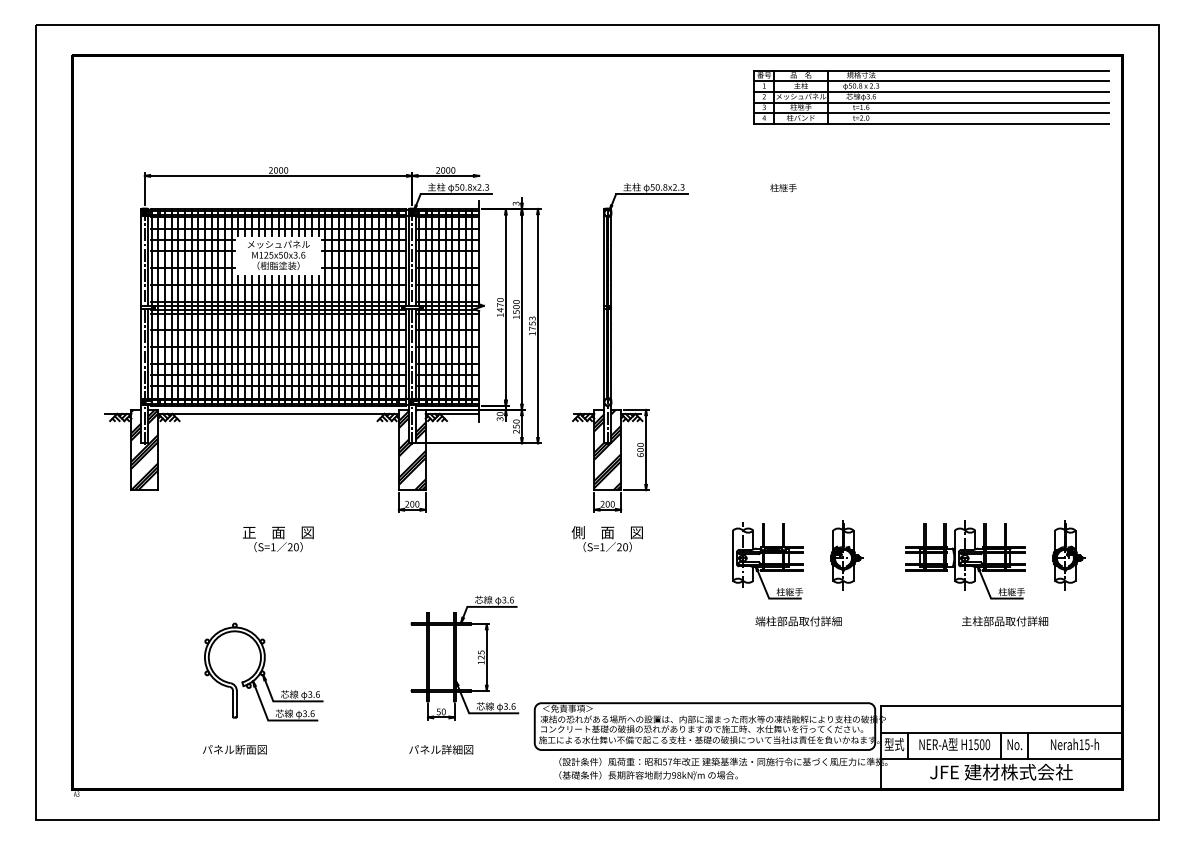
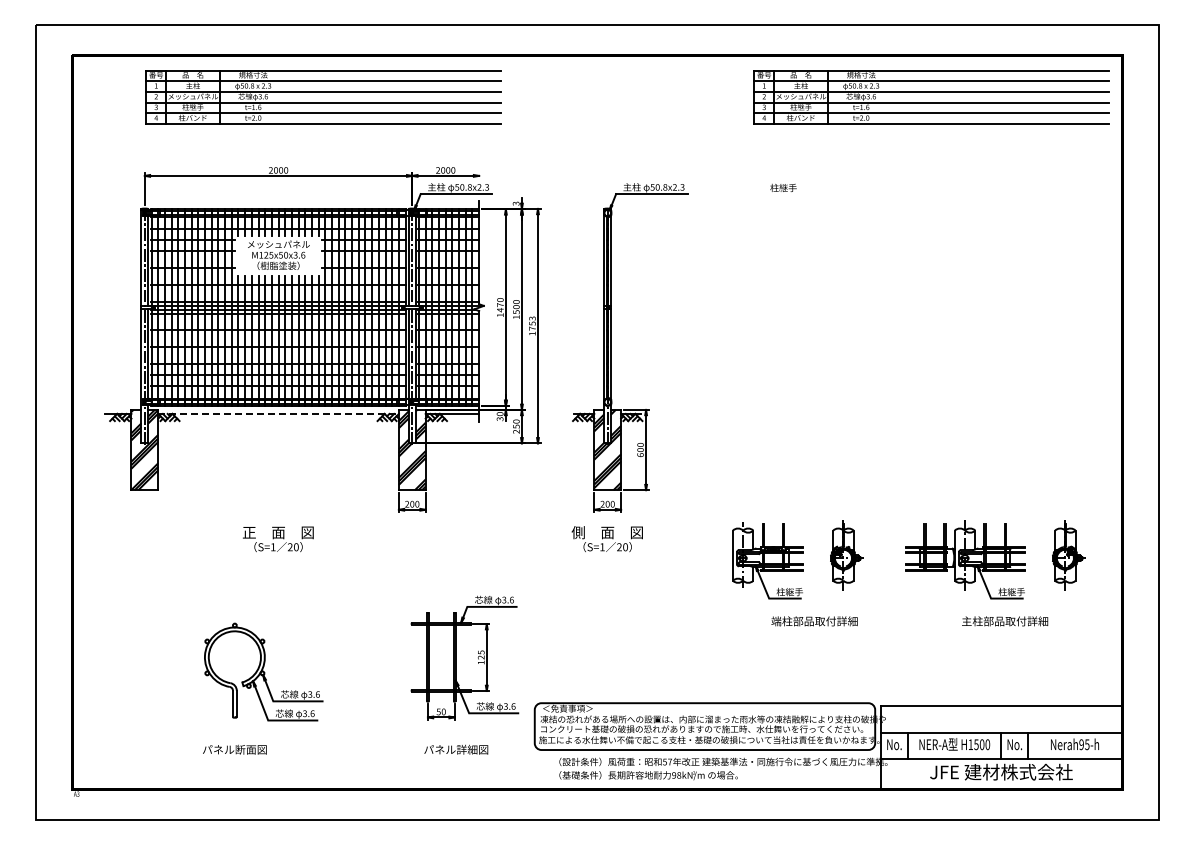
part: none -> present (323, 97)
line: solid -> dashed (279, 413)
text position: (798, 621) -> (814, 621) (814, 621)
text: 型式 -> No. (894, 744)
text: Nerah15-h -> Nerah95-h (1081, 744)
text position: (441, 749) -> (456, 749) (456, 749)
